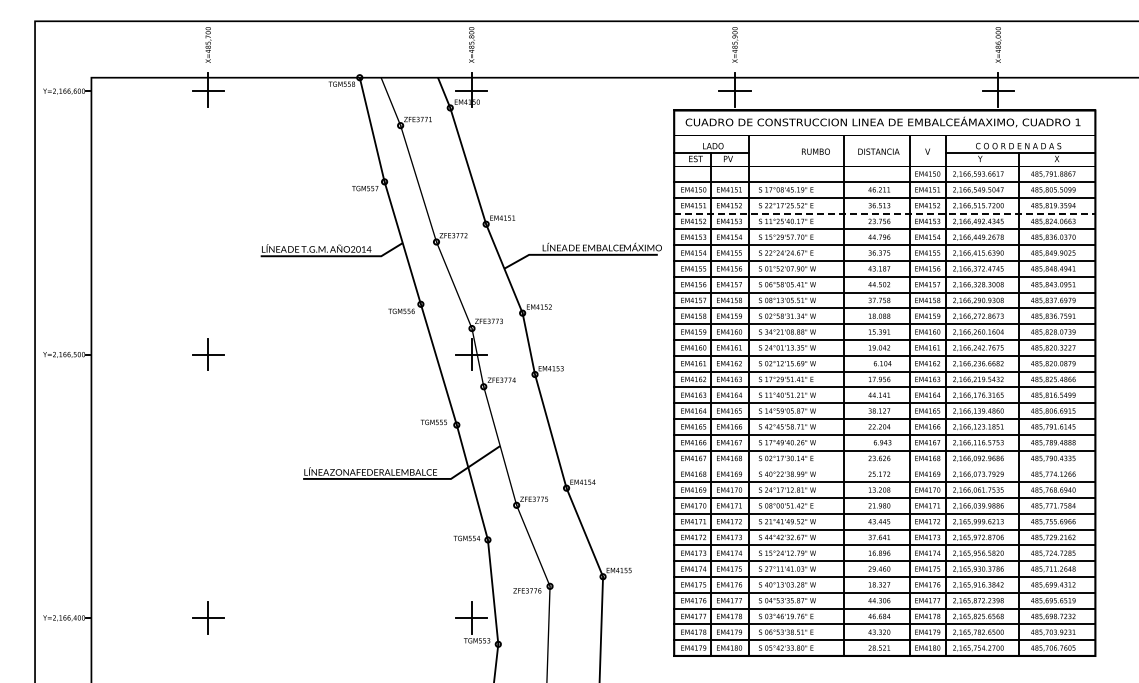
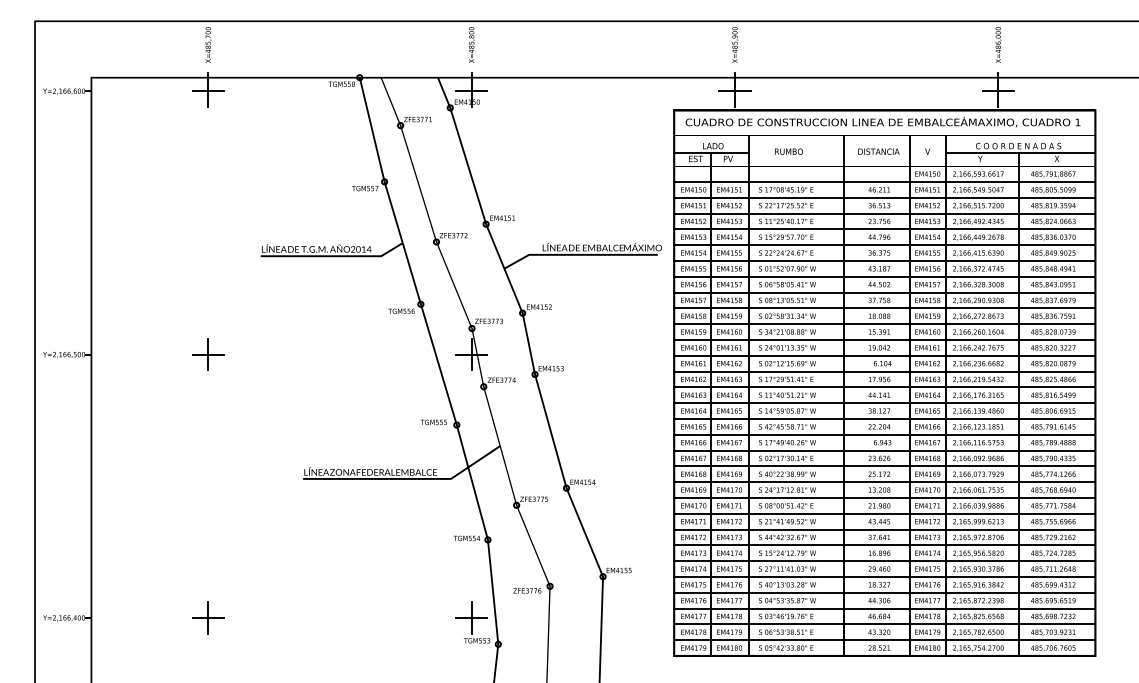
text position: (815, 151) -> (788, 151) (788, 151)
line: dashed -> solid (884, 213)
line: none -> present (884, 466)
